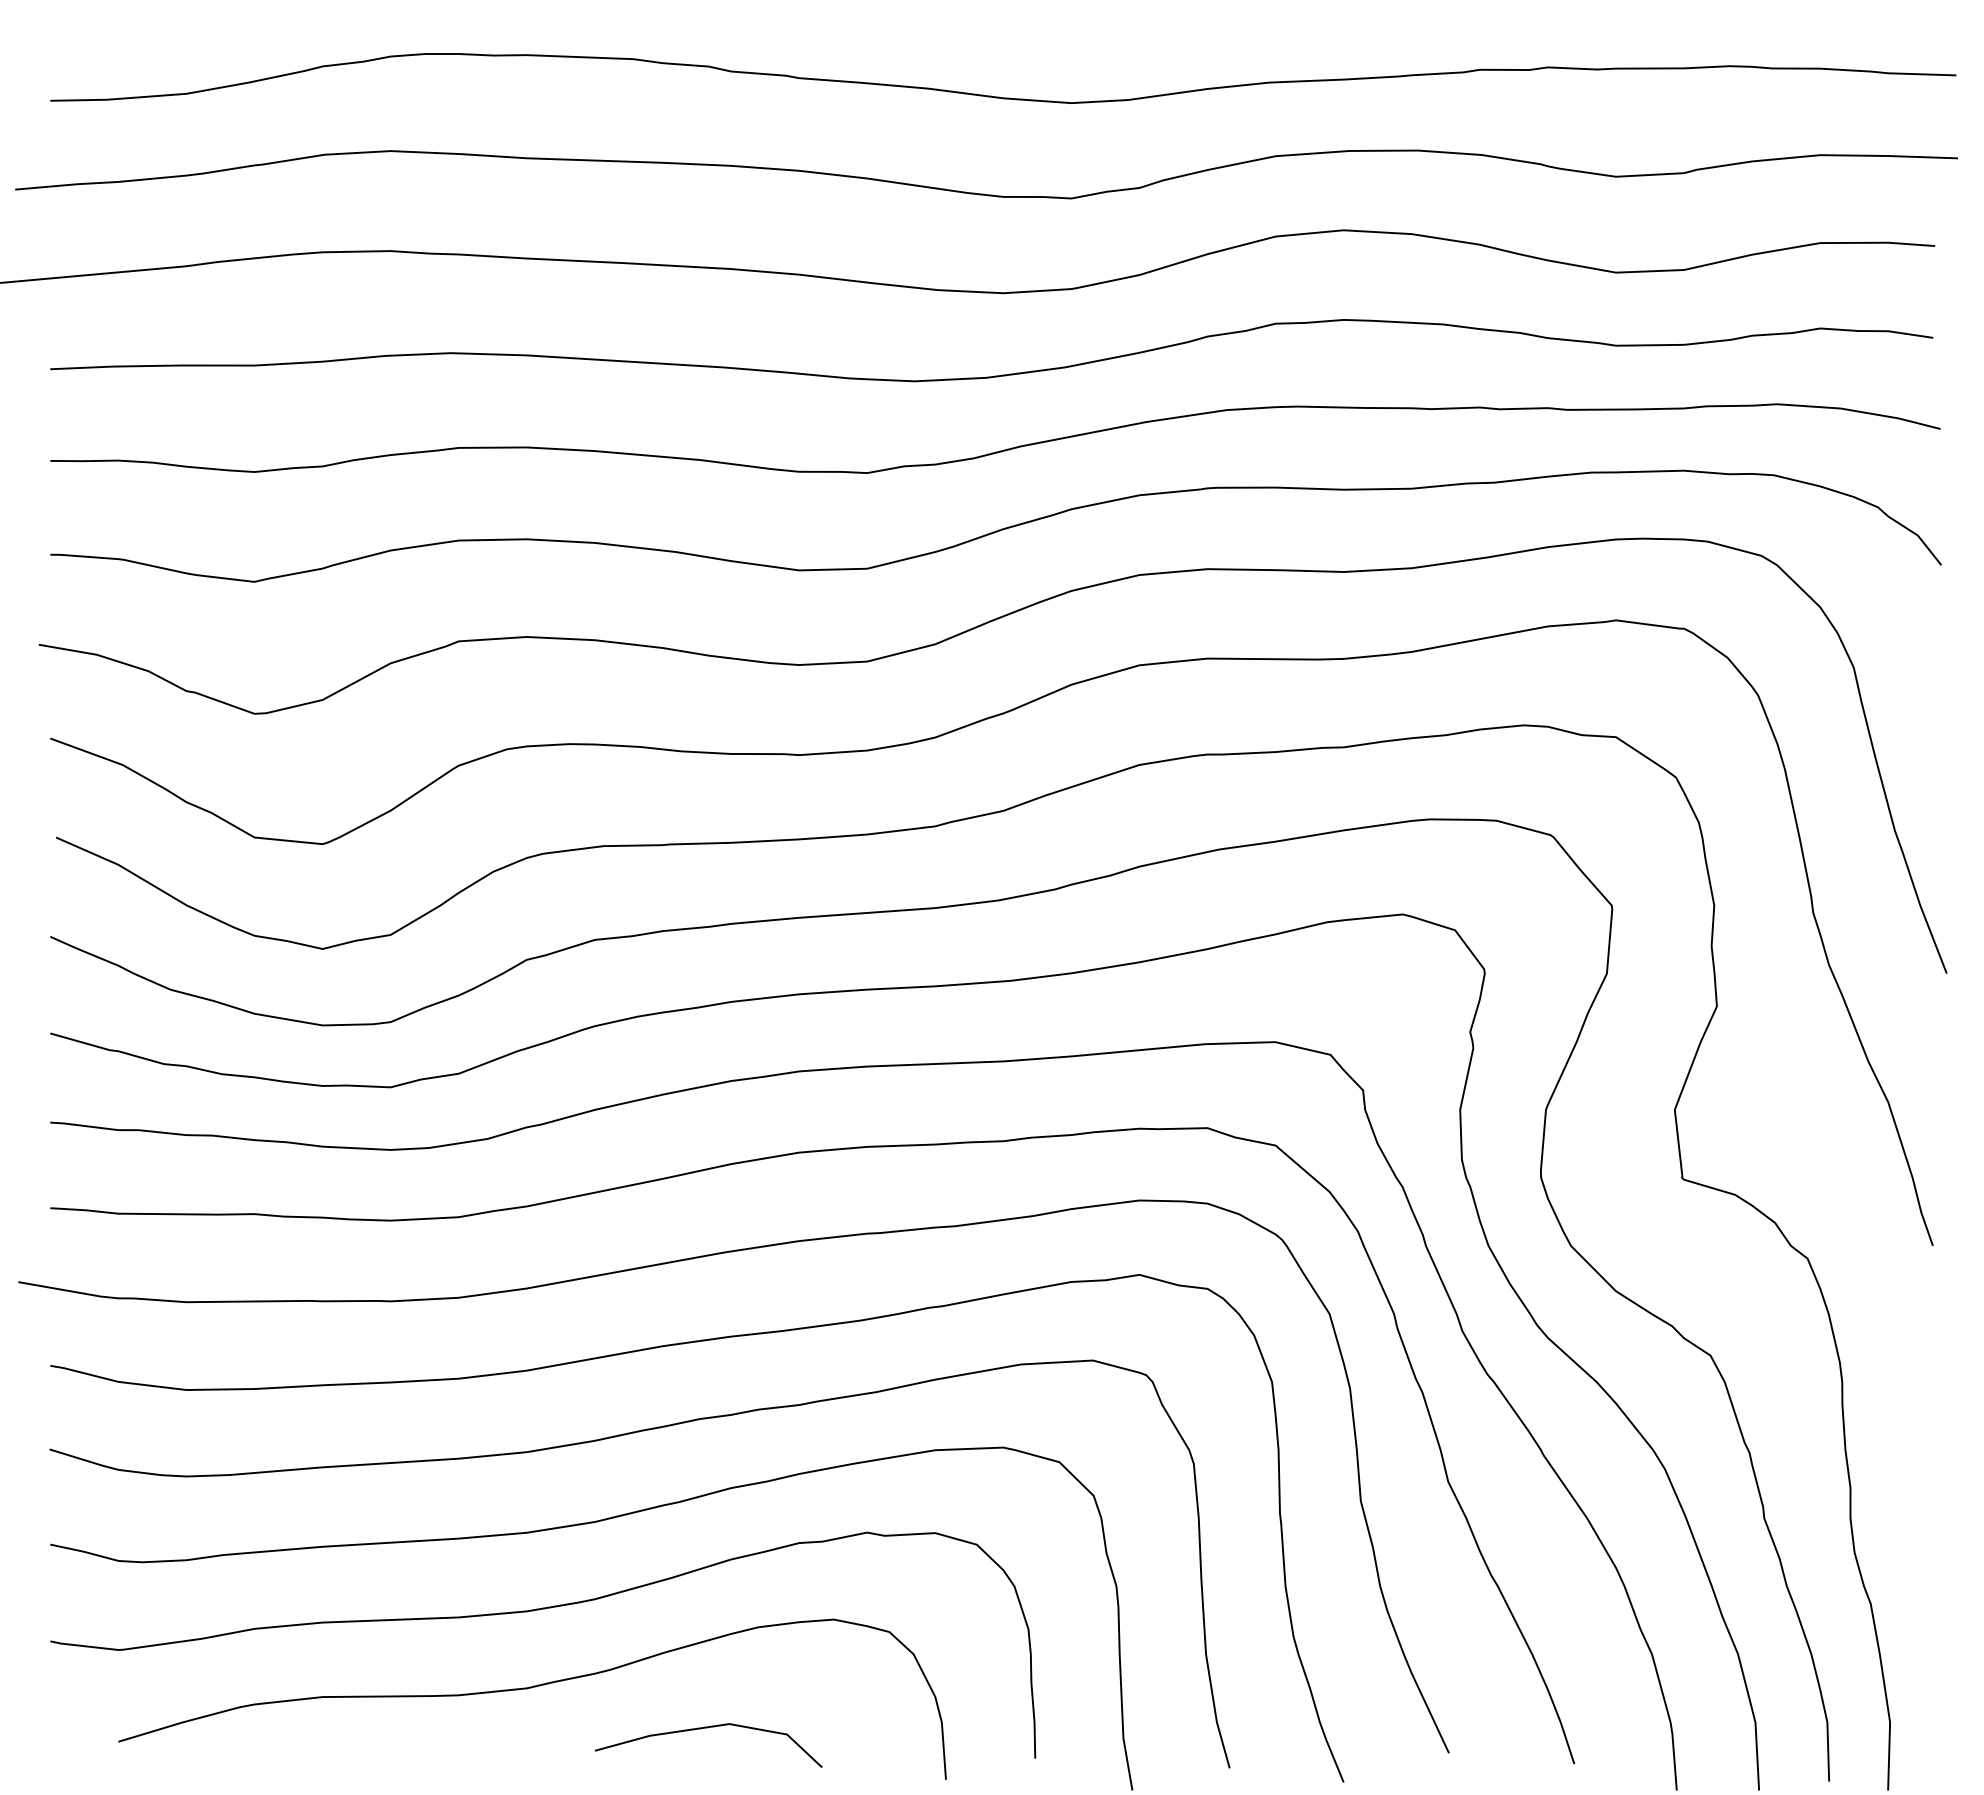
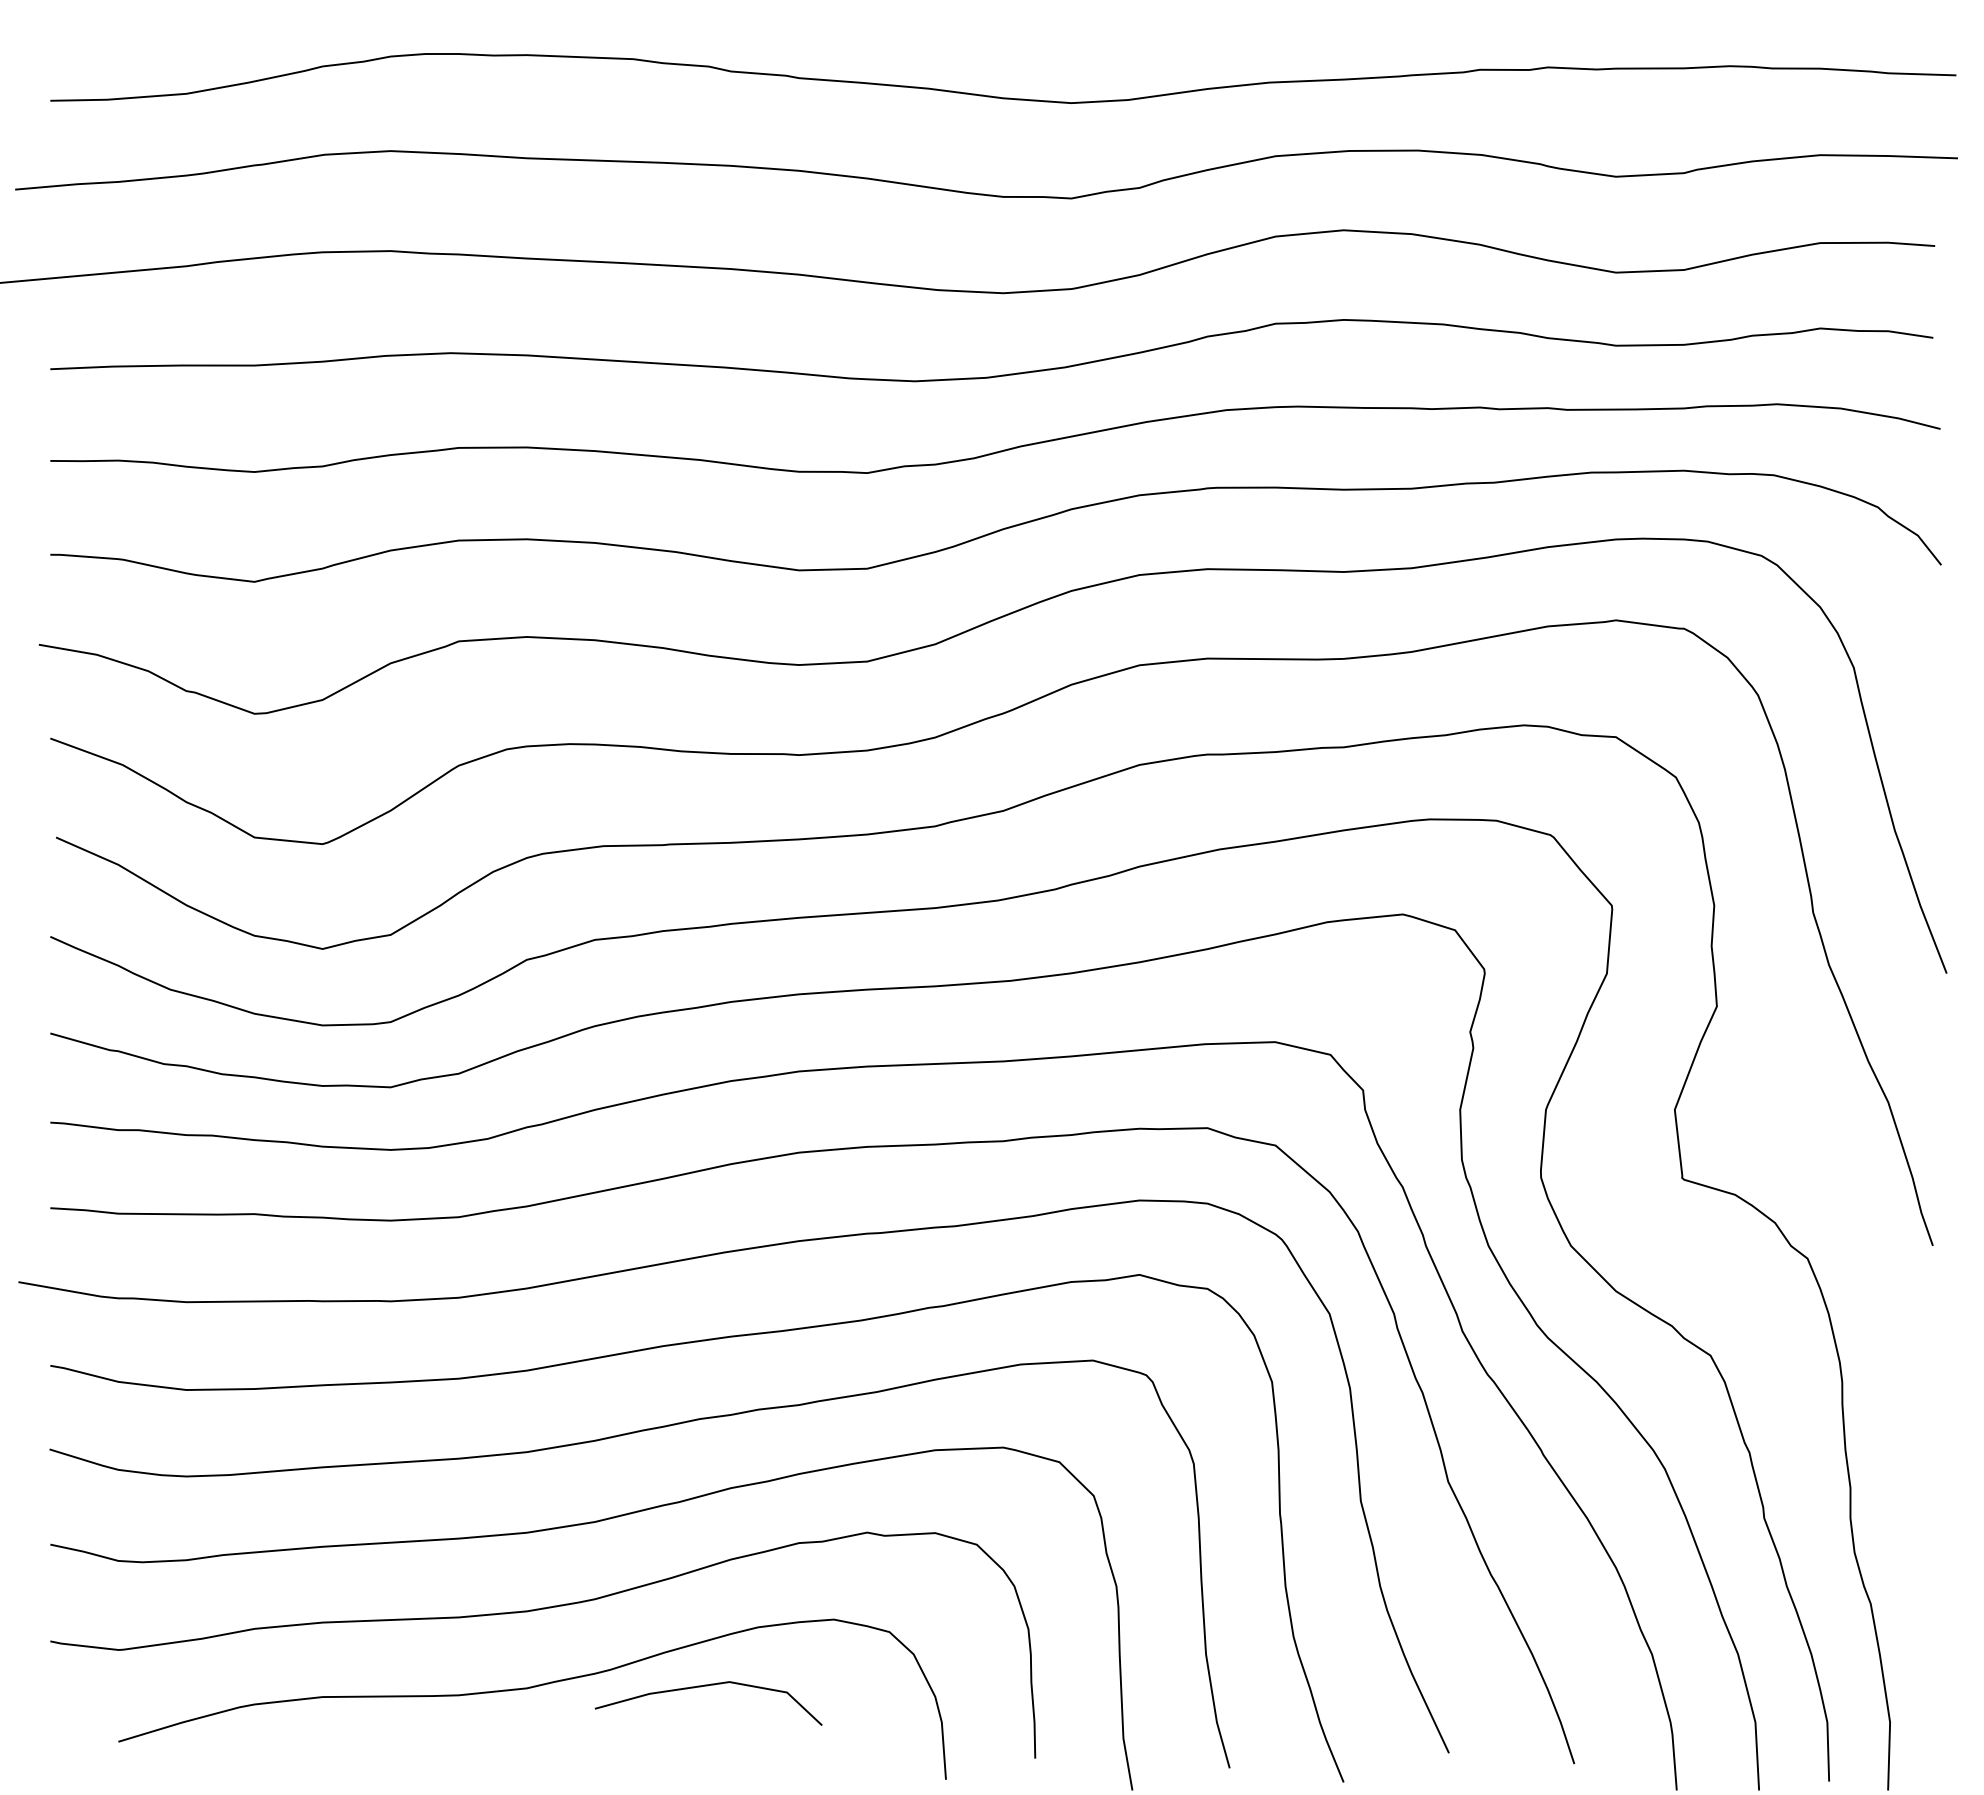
line position: (707, 1728) -> (707, 1686) (707, 1686)
